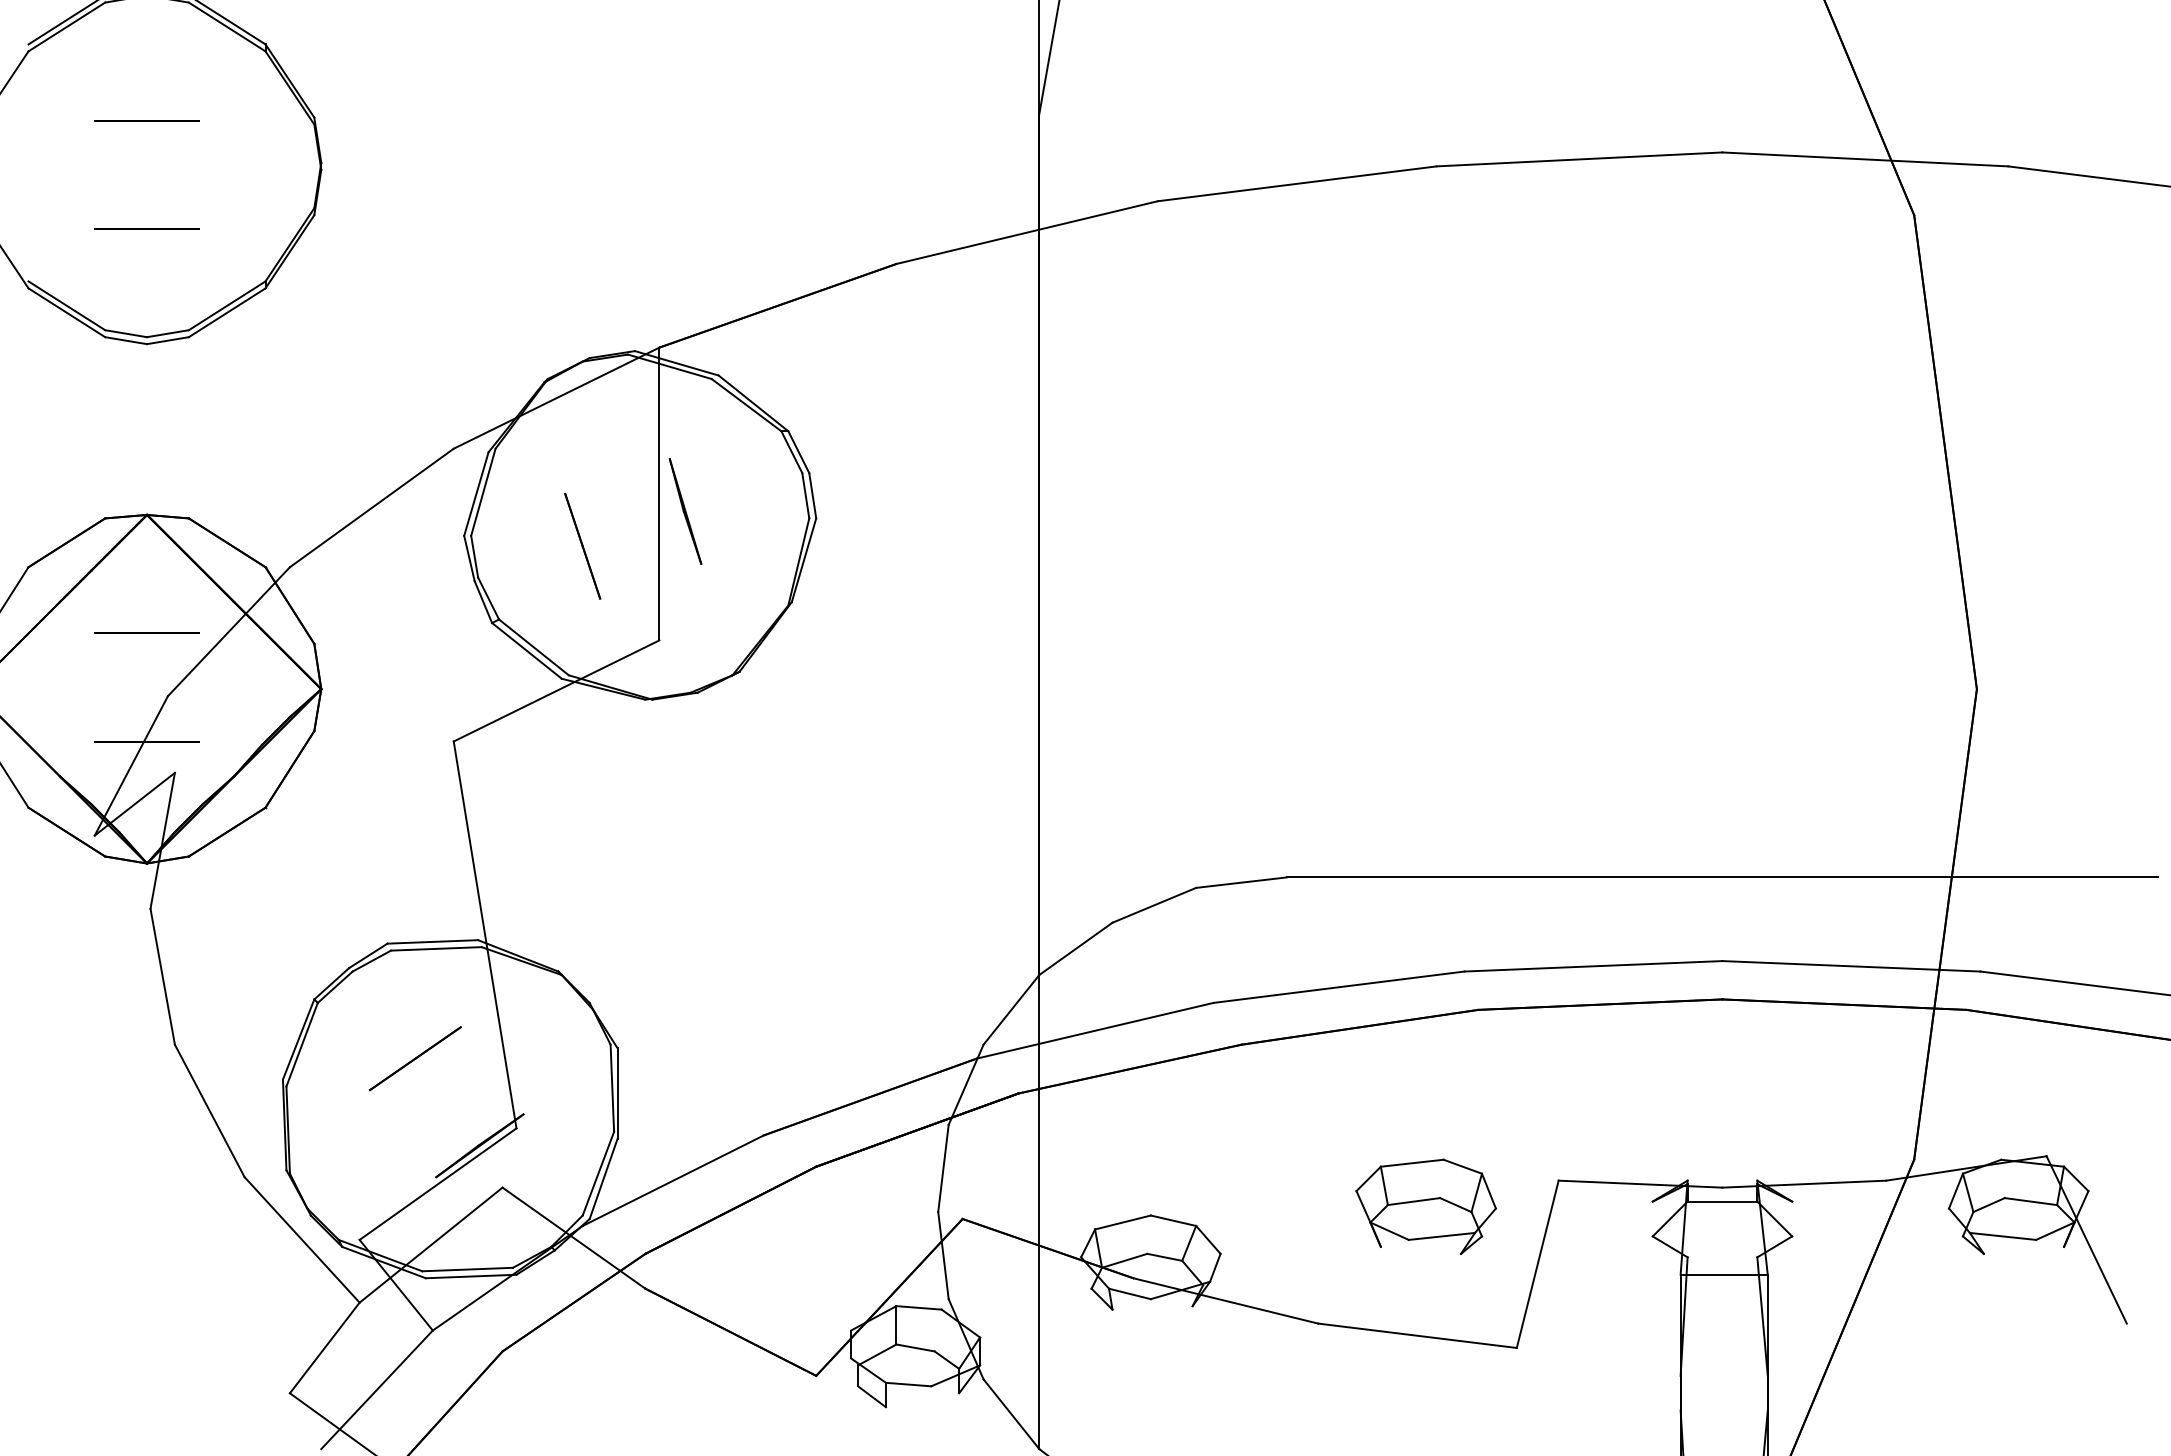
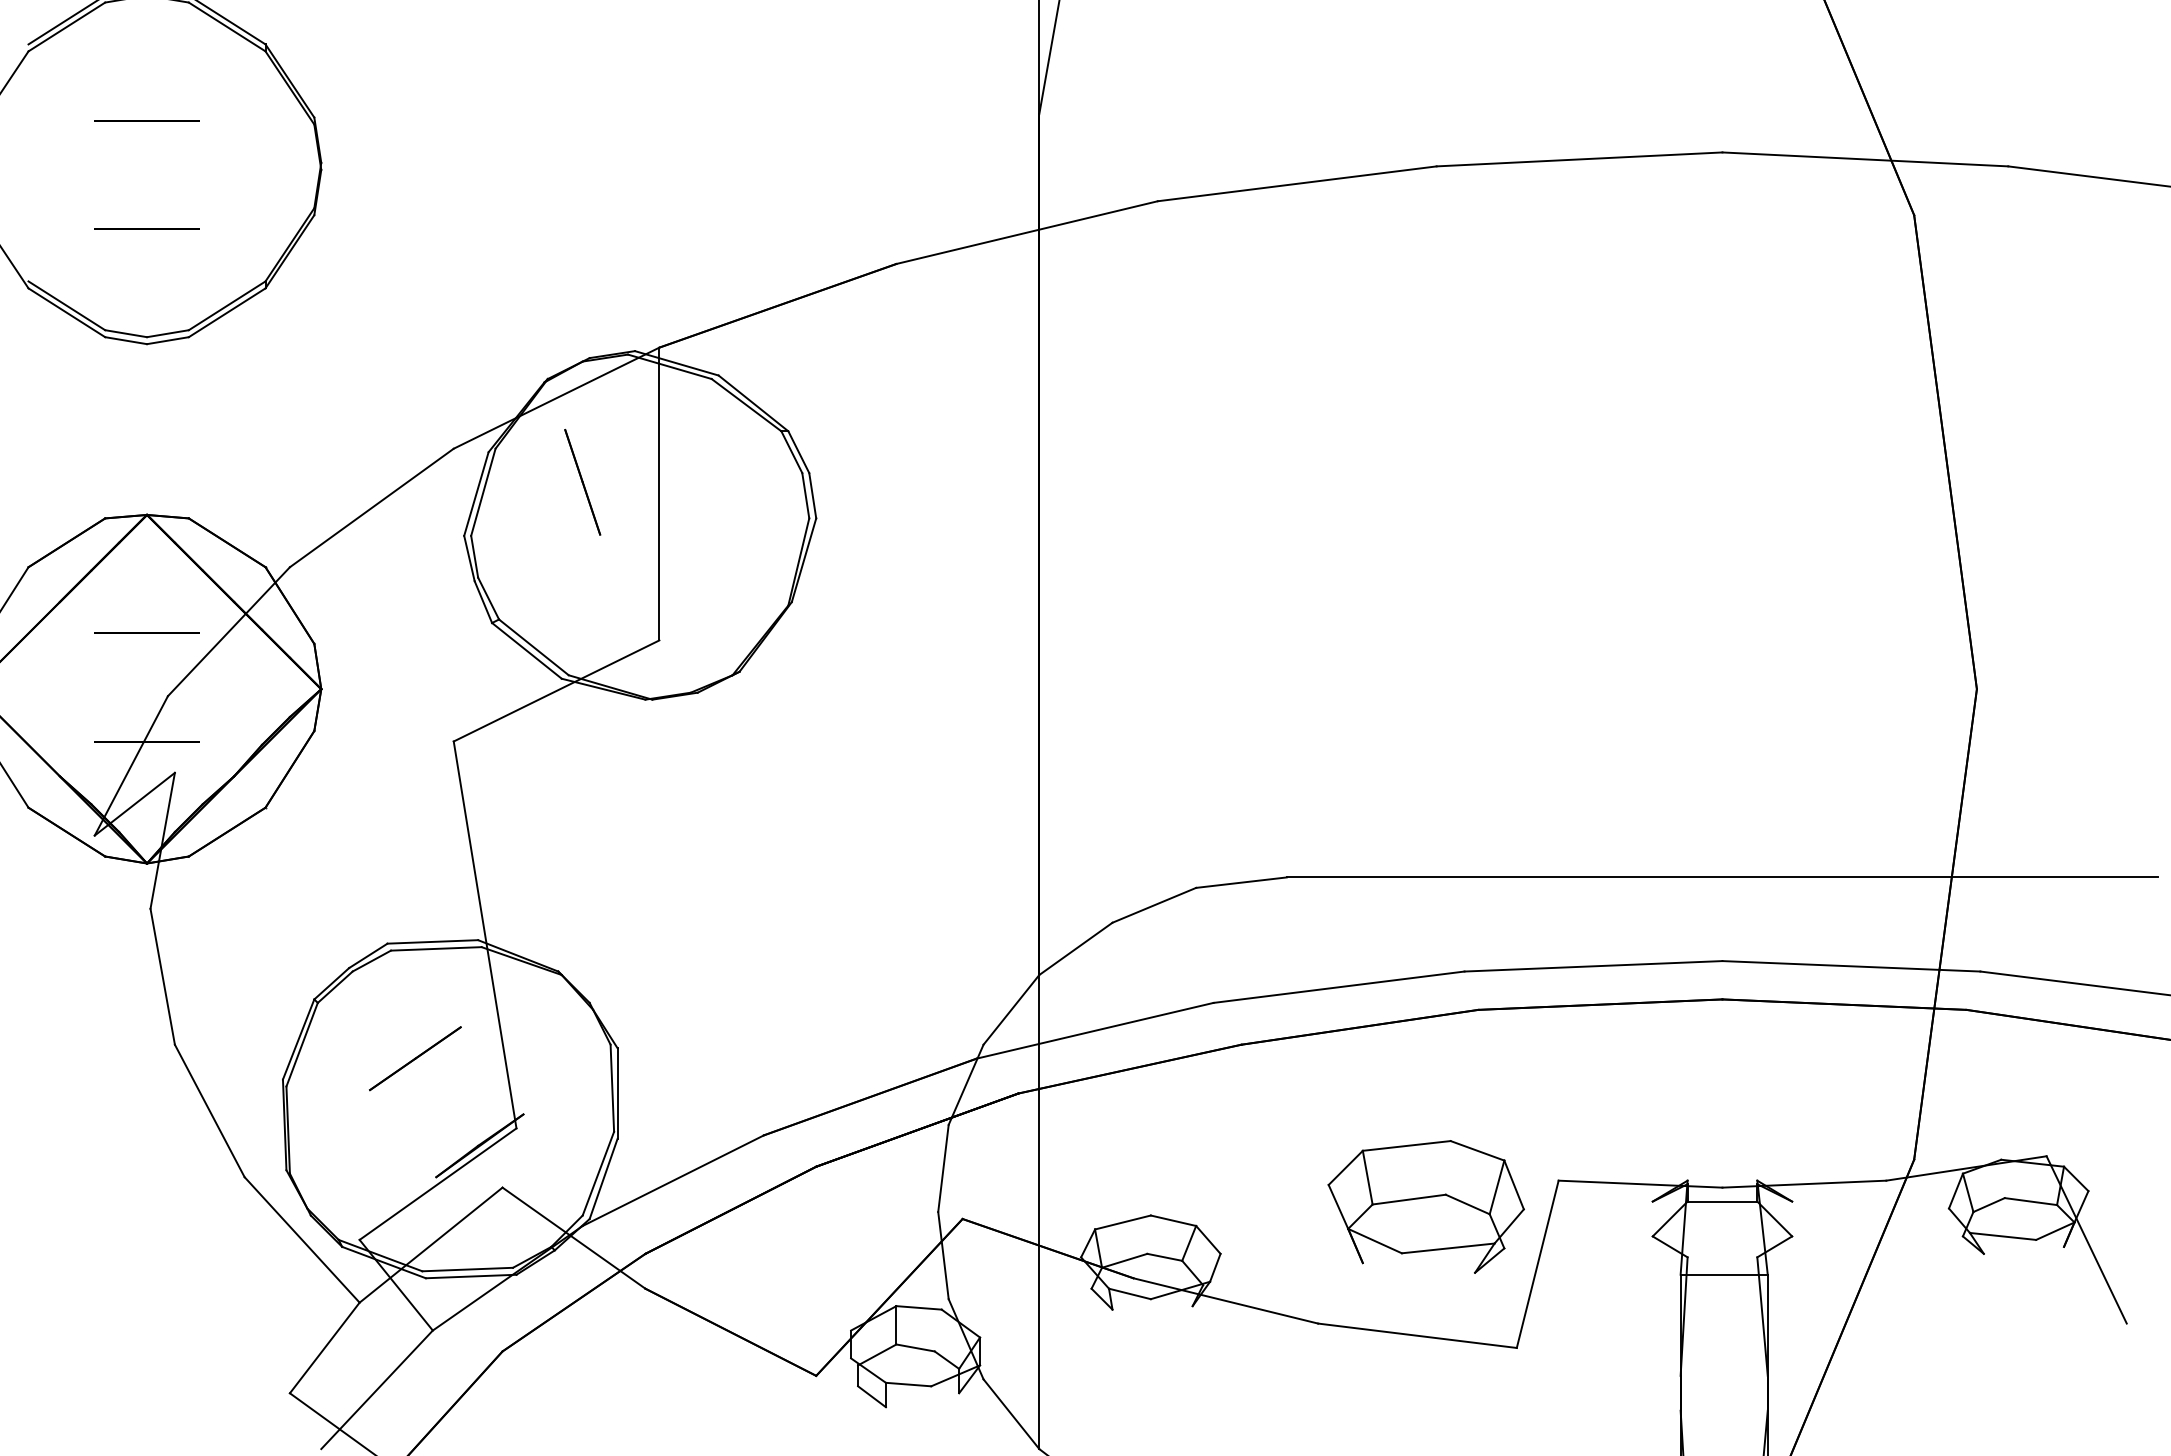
line: present -> none (685, 511)
line position: (582, 546) -> (582, 482) (582, 482)
part size: 142x97 px -> 198x134 px (1425, 1206)
